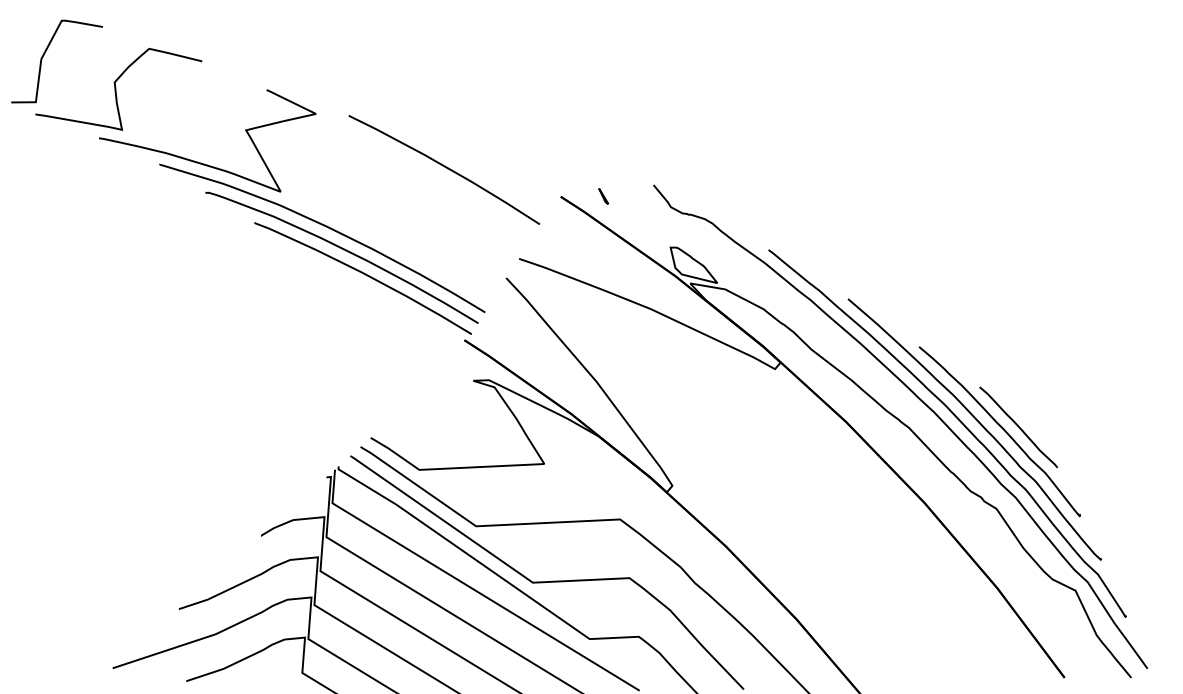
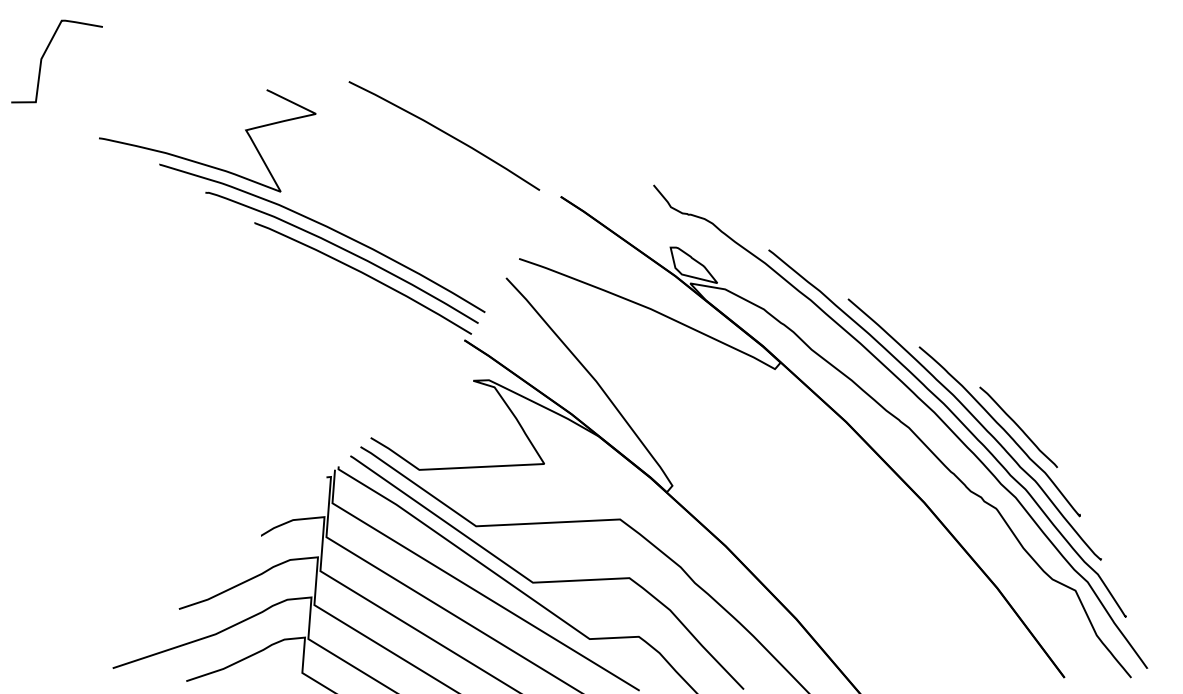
curve: present -> none (116, 88)
curve position: (444, 167) -> (444, 133) (444, 133)
line: present -> none (603, 196)
